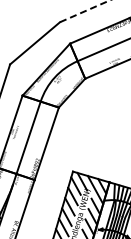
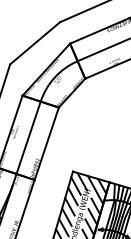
line: dashed -> solid (85, 11)
